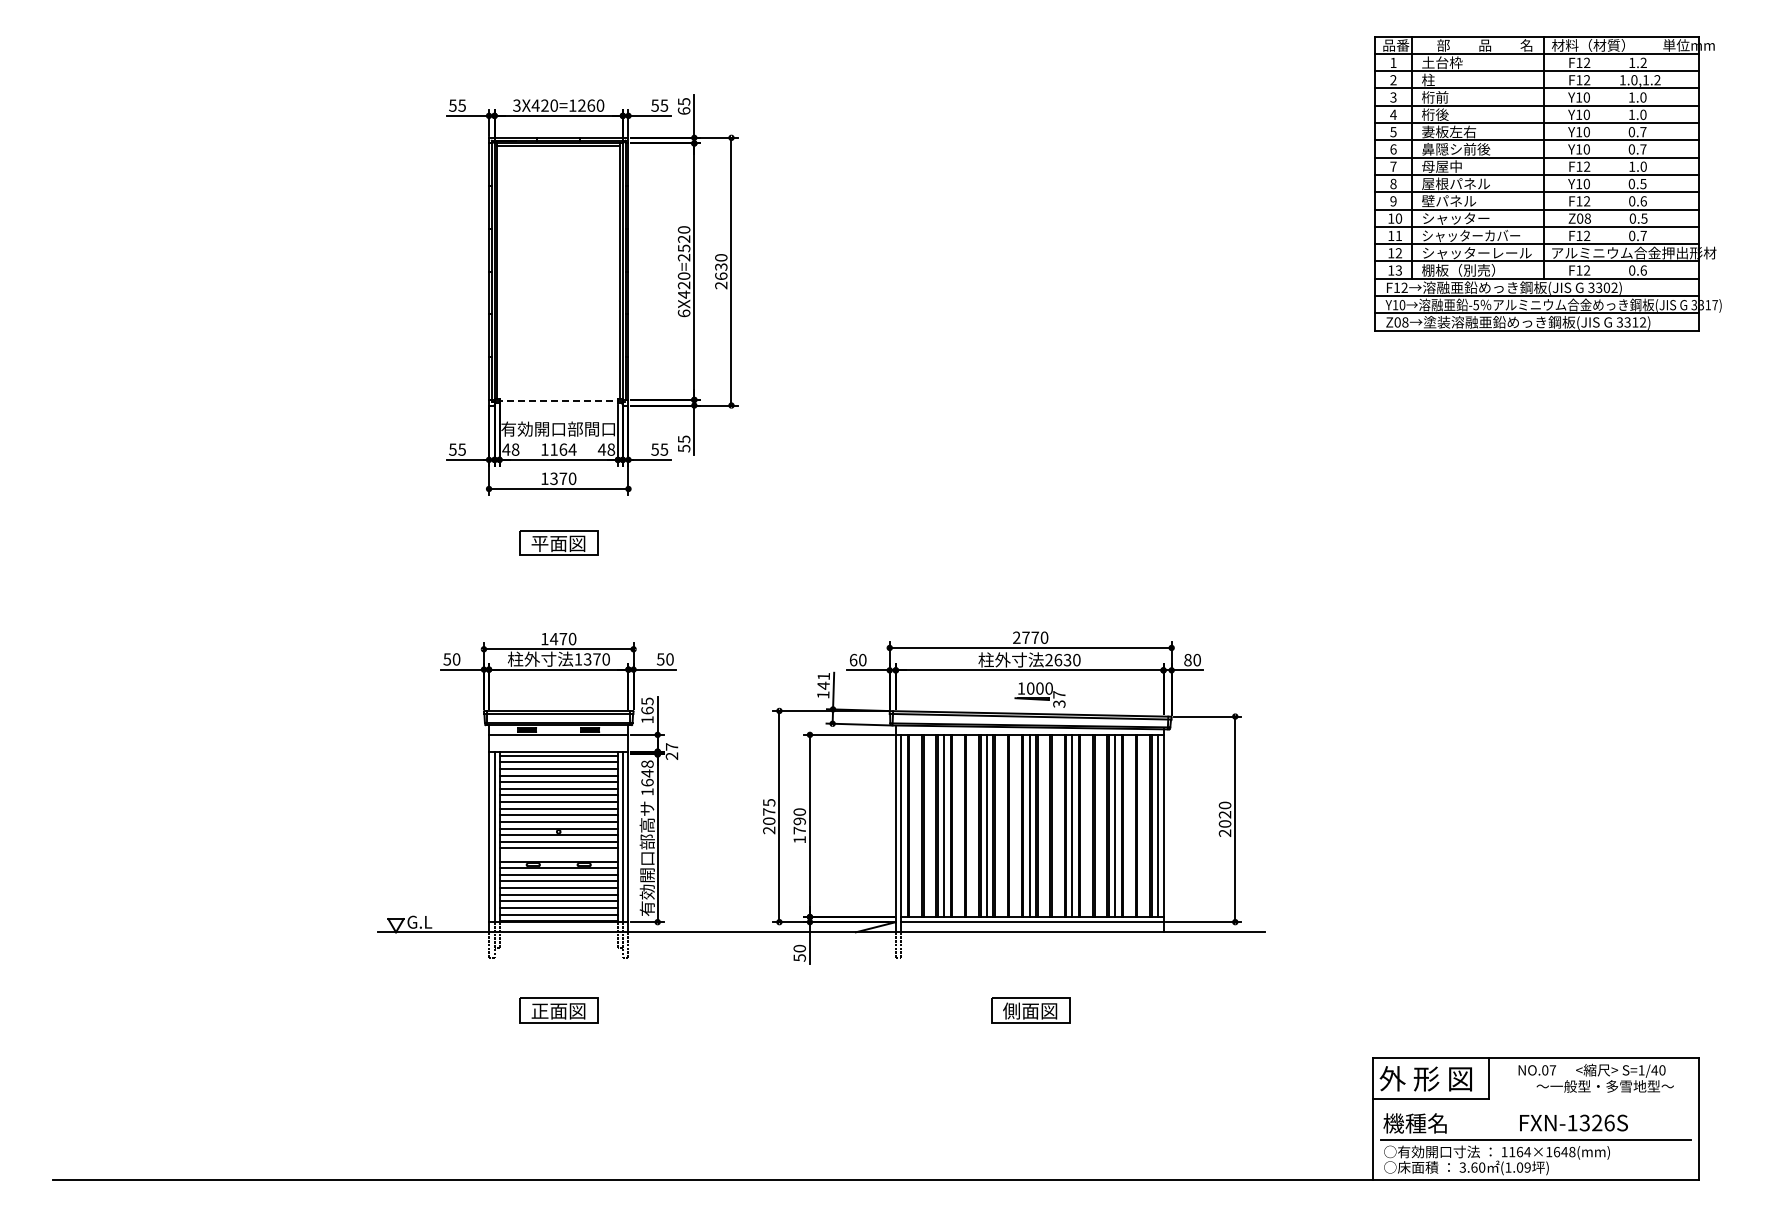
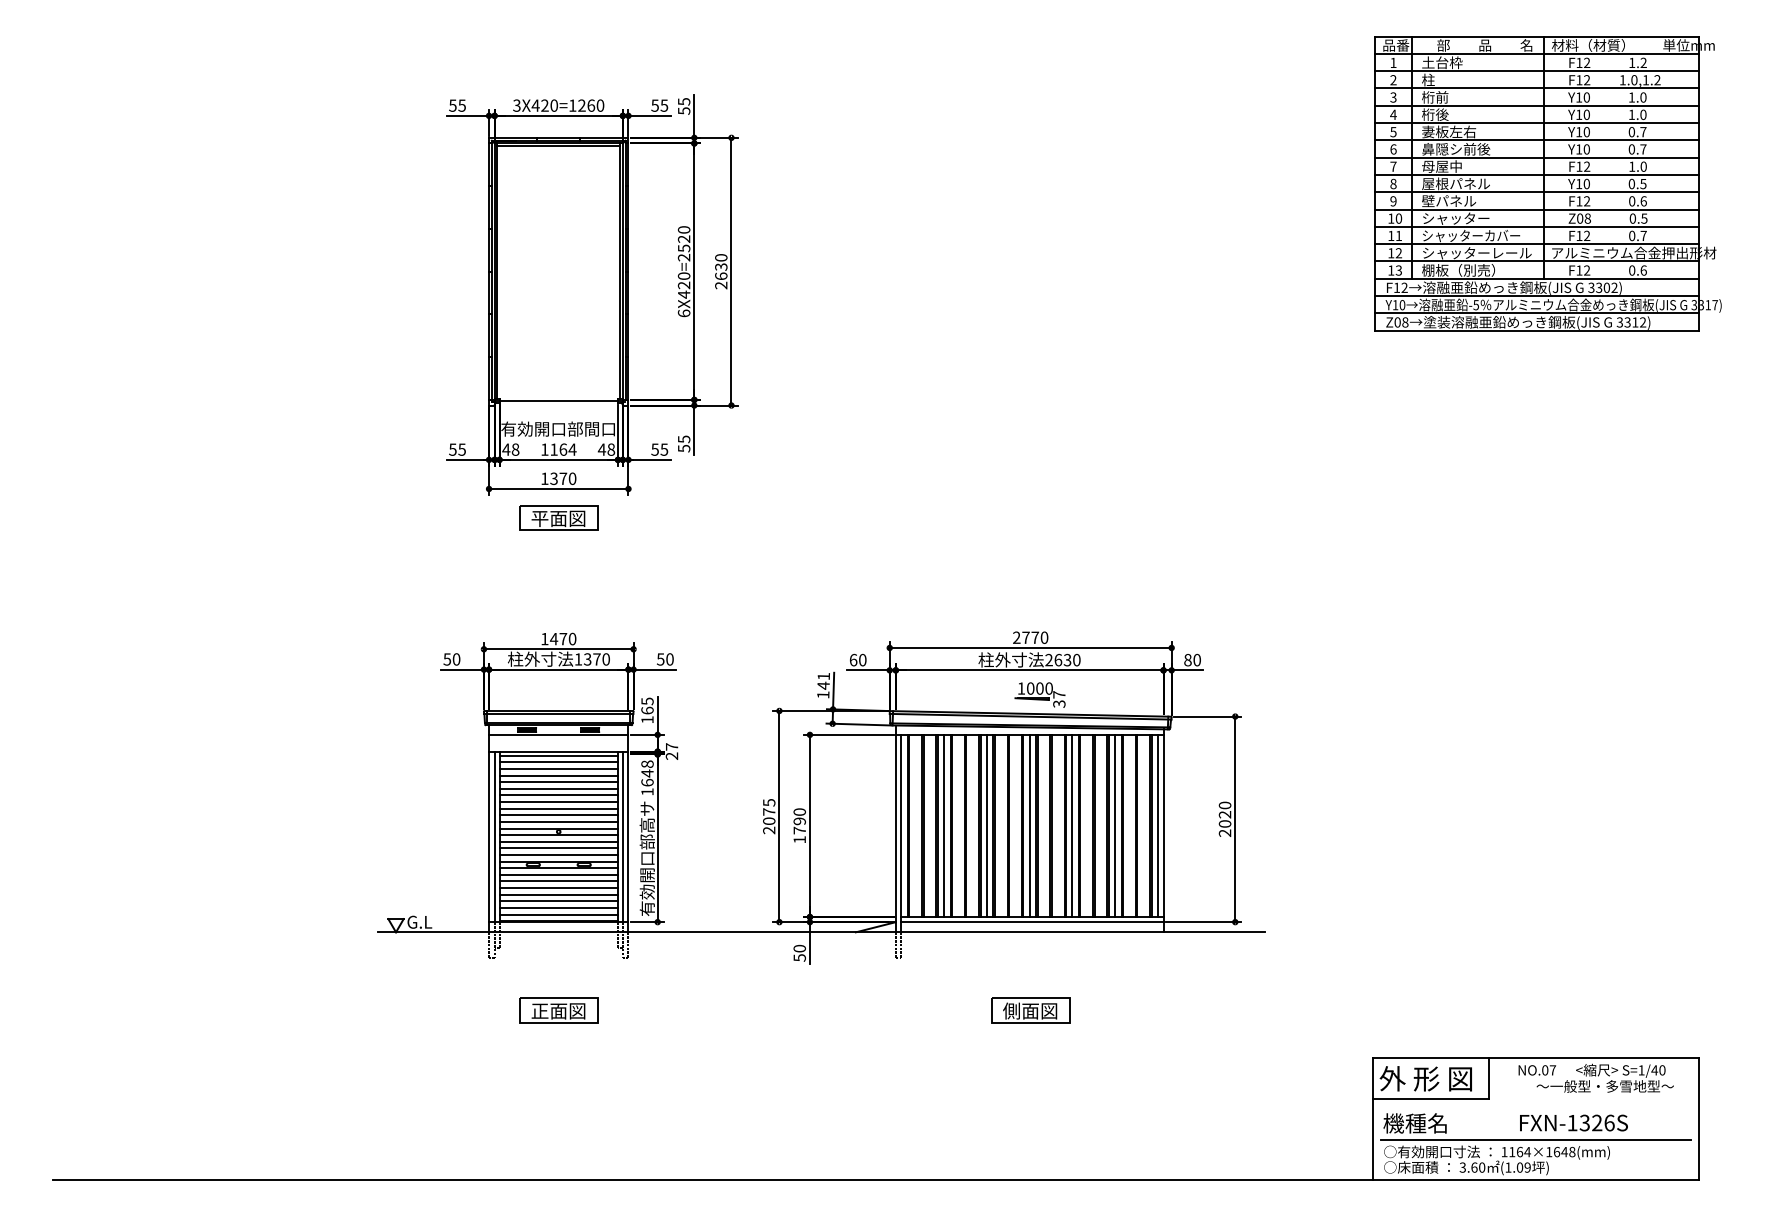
text: 65 -> 55 (683, 110)
line: dashed -> solid (558, 400)
part position: (558, 542) -> (558, 517) (558, 517)
line: none -> present (558, 854)
